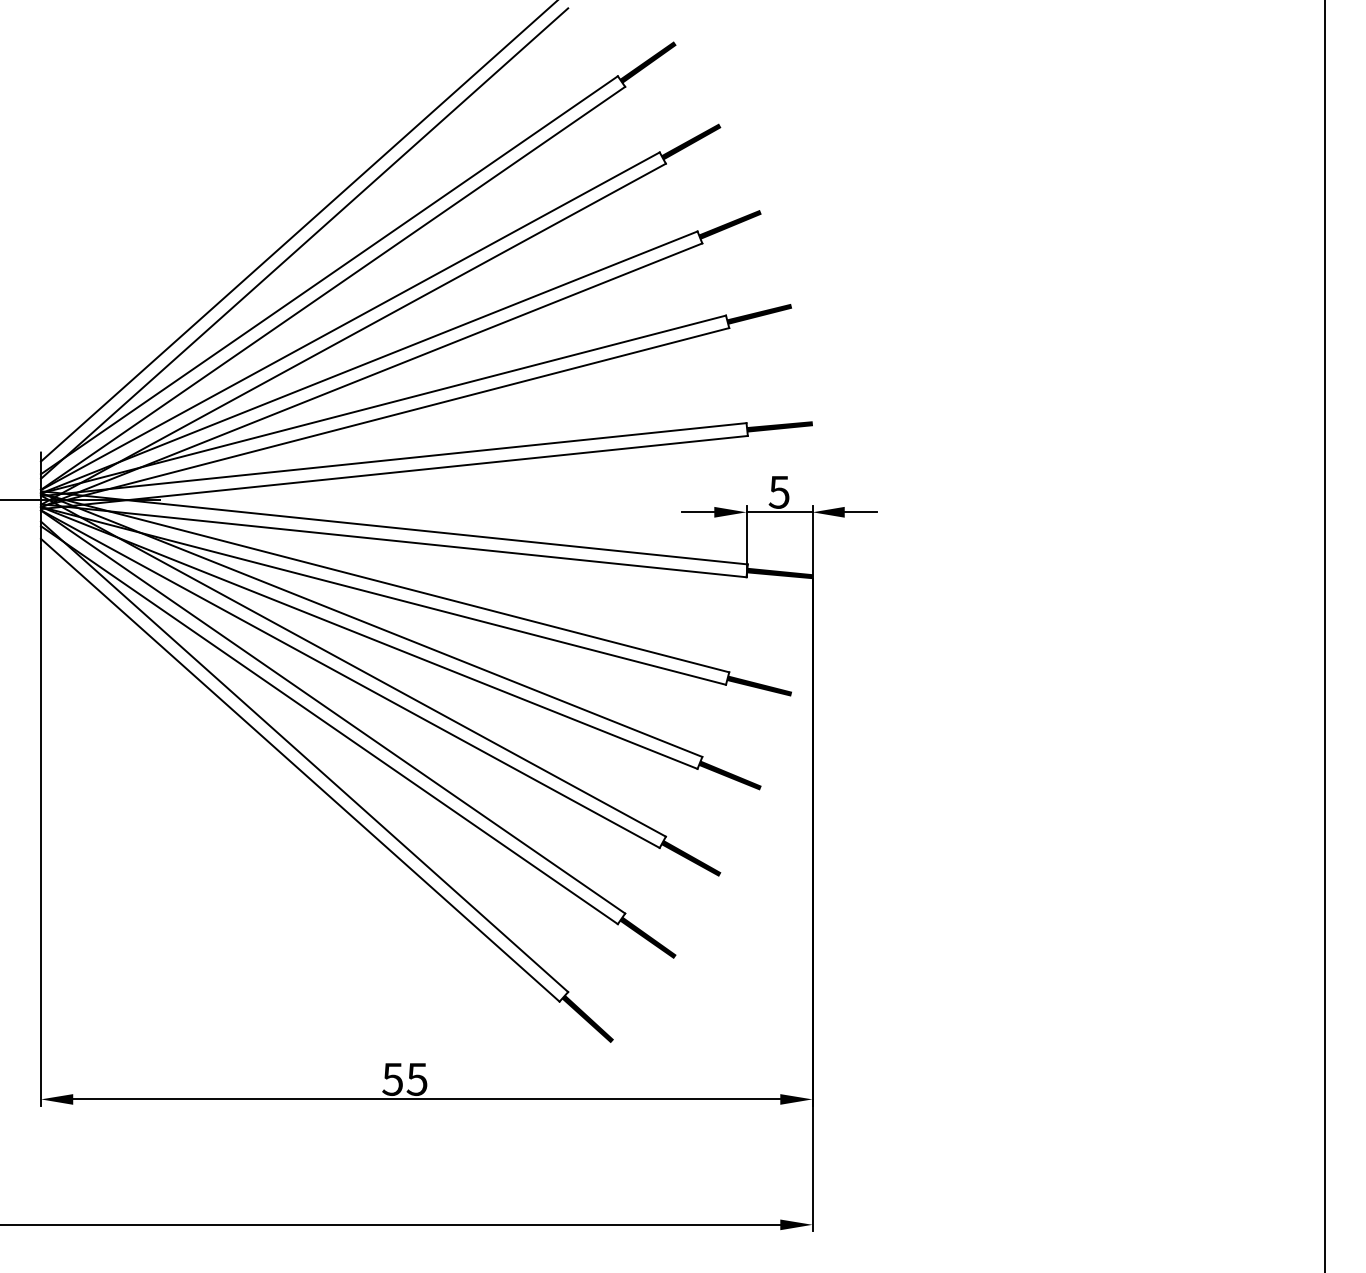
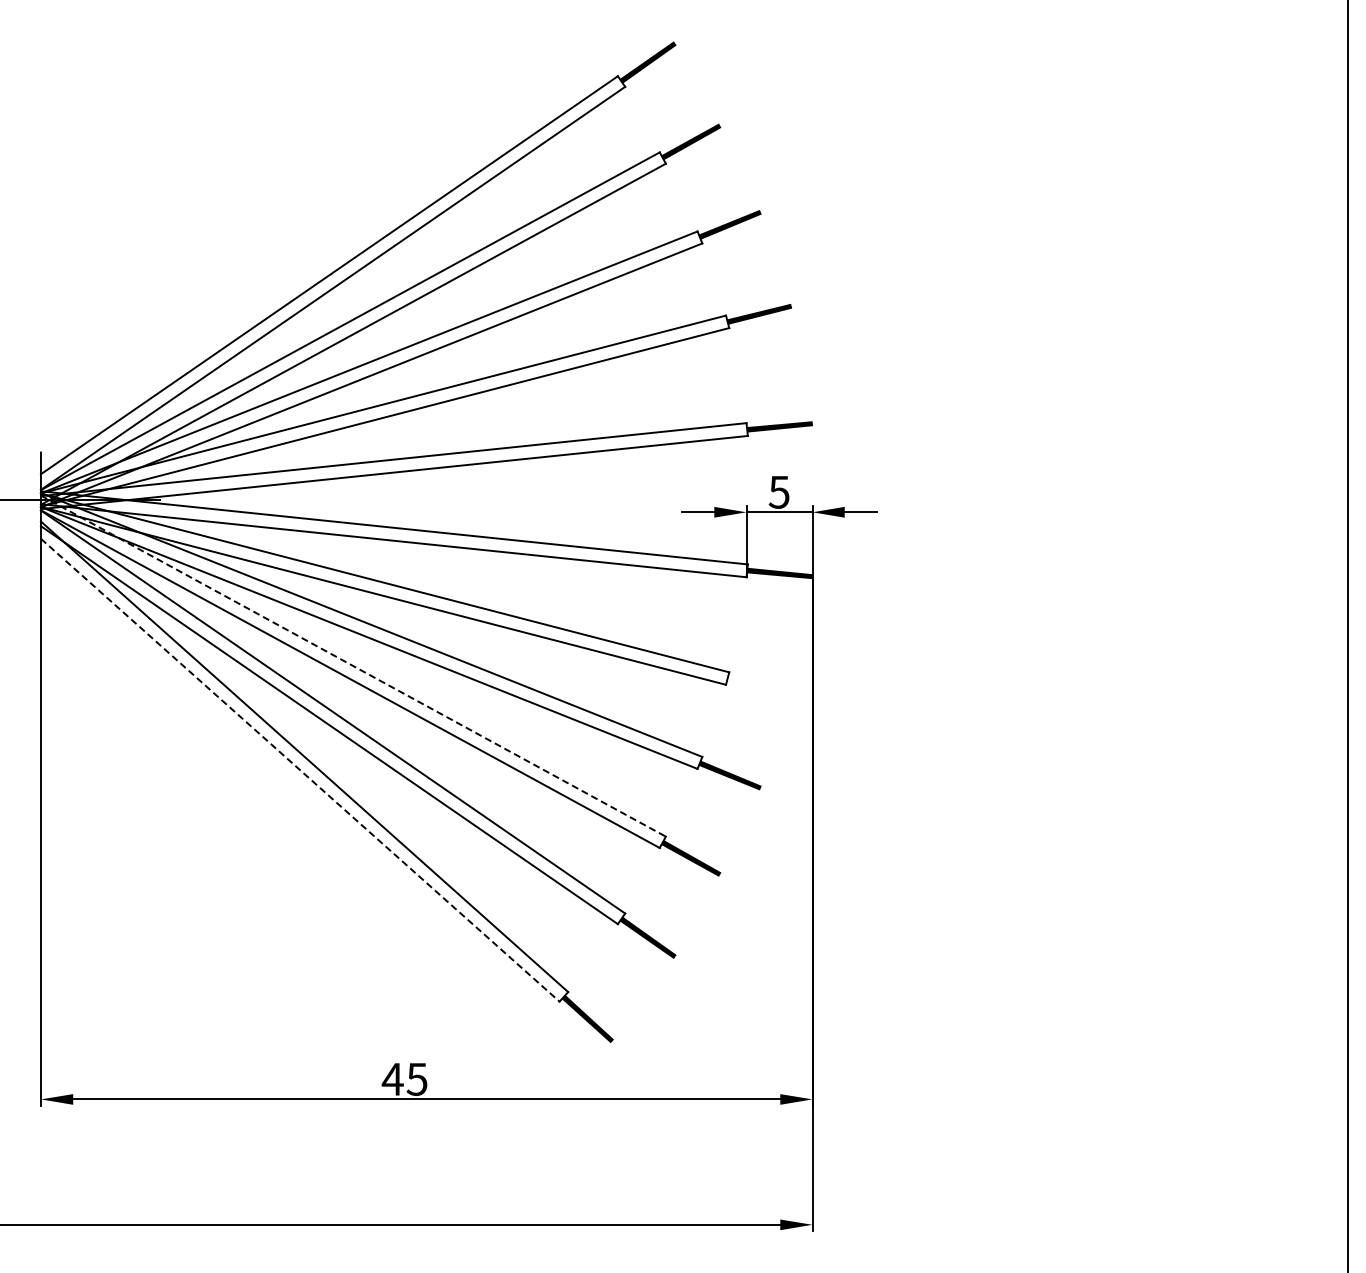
line: present -> none (297, 231)
line: present -> none (304, 243)
line position: (1325, 635) -> (1348, 635) (1348, 635)
line: solid -> dashed (353, 666)
fill: present -> none (759, 685)
line: solid -> dashed (300, 770)
text: 55 -> 45 (392, 1079)
